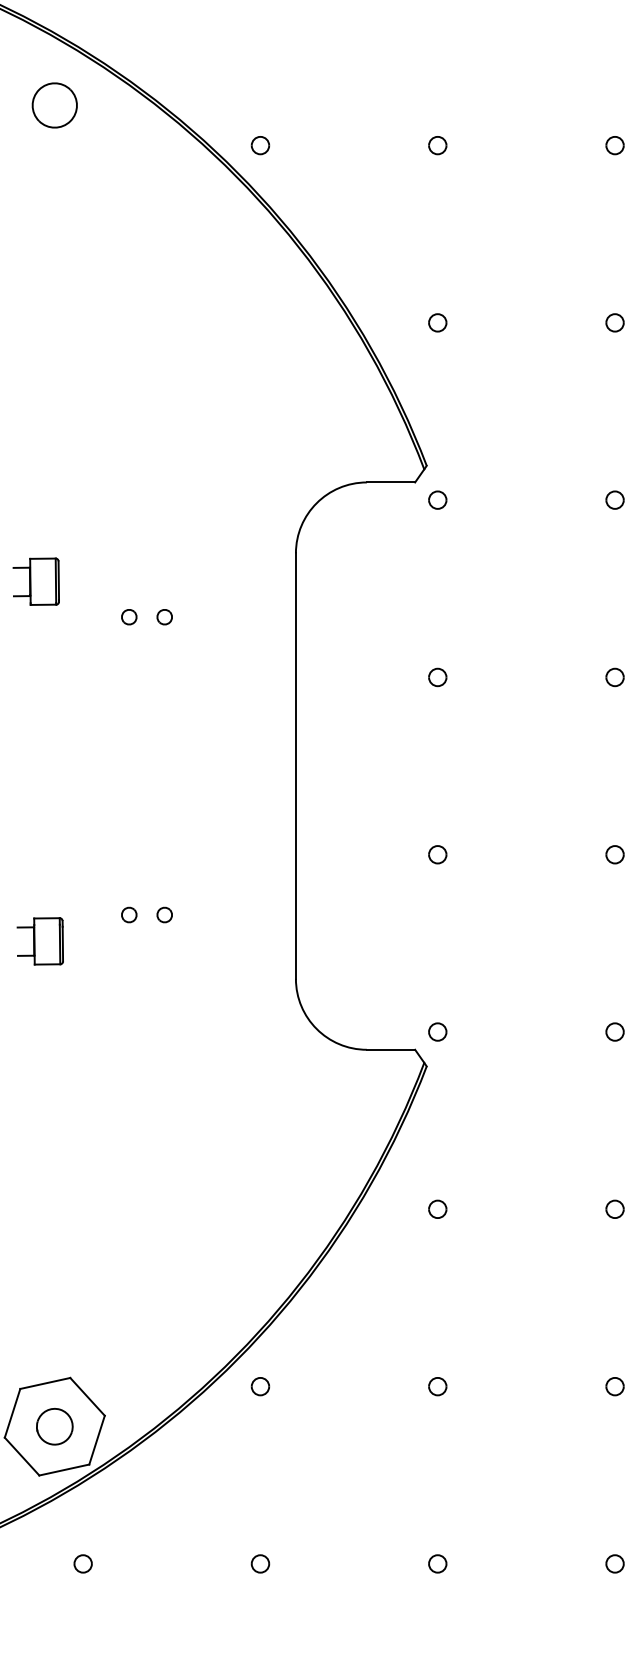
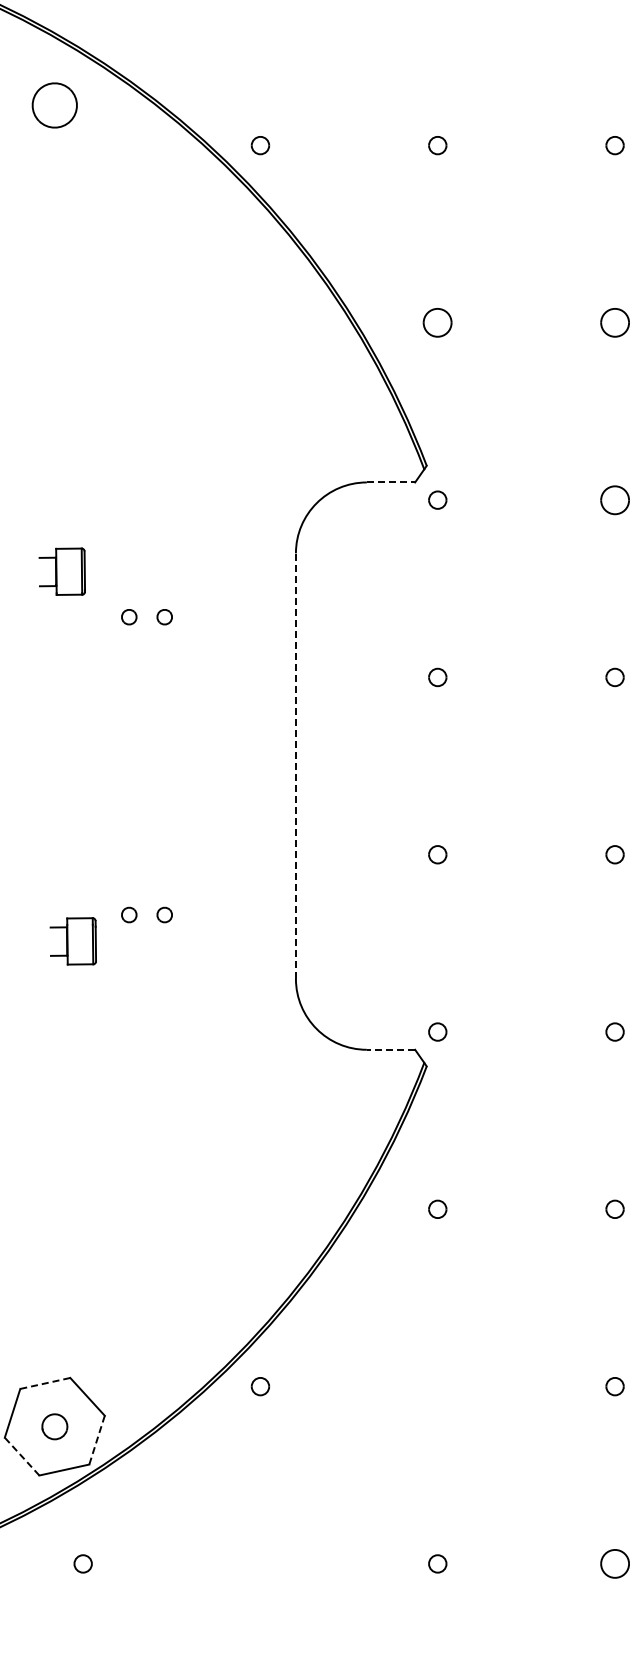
part size: 20x20 px -> 31x30 px (437, 322)
part size: 20x20 px -> 30x30 px (614, 322)
line: solid -> dashed (391, 482)
part size: 20x20 px -> 30x31 px (614, 500)
part position: (35, 581) -> (61, 571) (61, 571)
line: solid -> dashed (295, 766)
part position: (39, 941) -> (72, 941) (72, 941)
line: solid -> dashed (390, 1049)
line: solid -> dashed (45, 1383)
part: present -> none (437, 1386)
part size: 38x38 px -> 28x28 px (54, 1426)
line: solid -> dashed (97, 1440)
line: solid -> dashed (22, 1456)
part: present -> none (260, 1563)
part size: 20x20 px -> 30x30 px (614, 1563)
